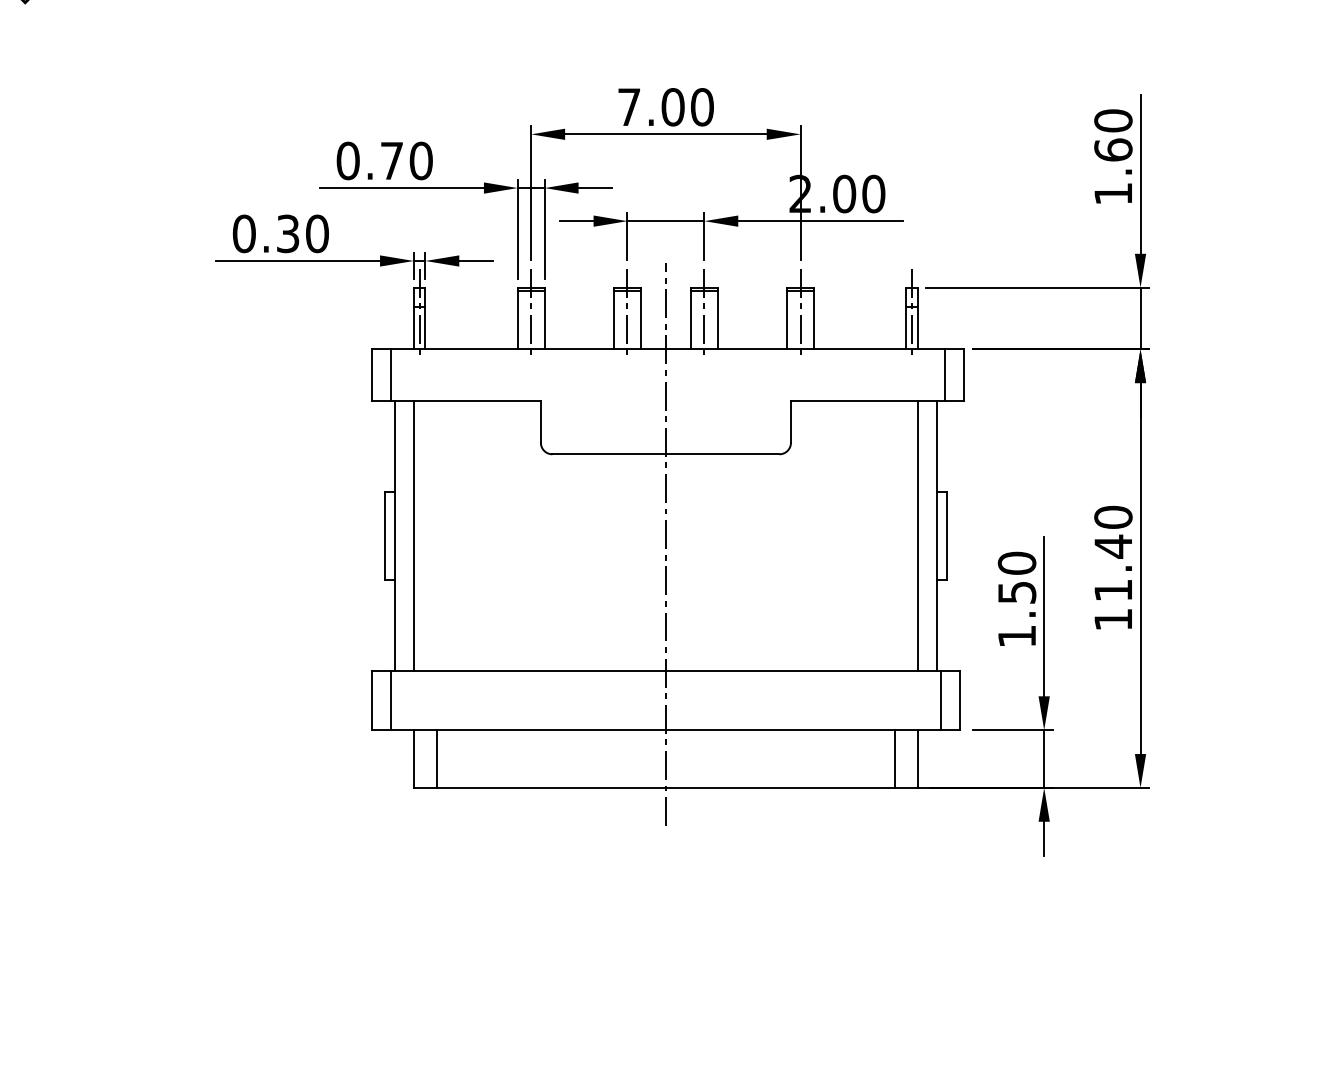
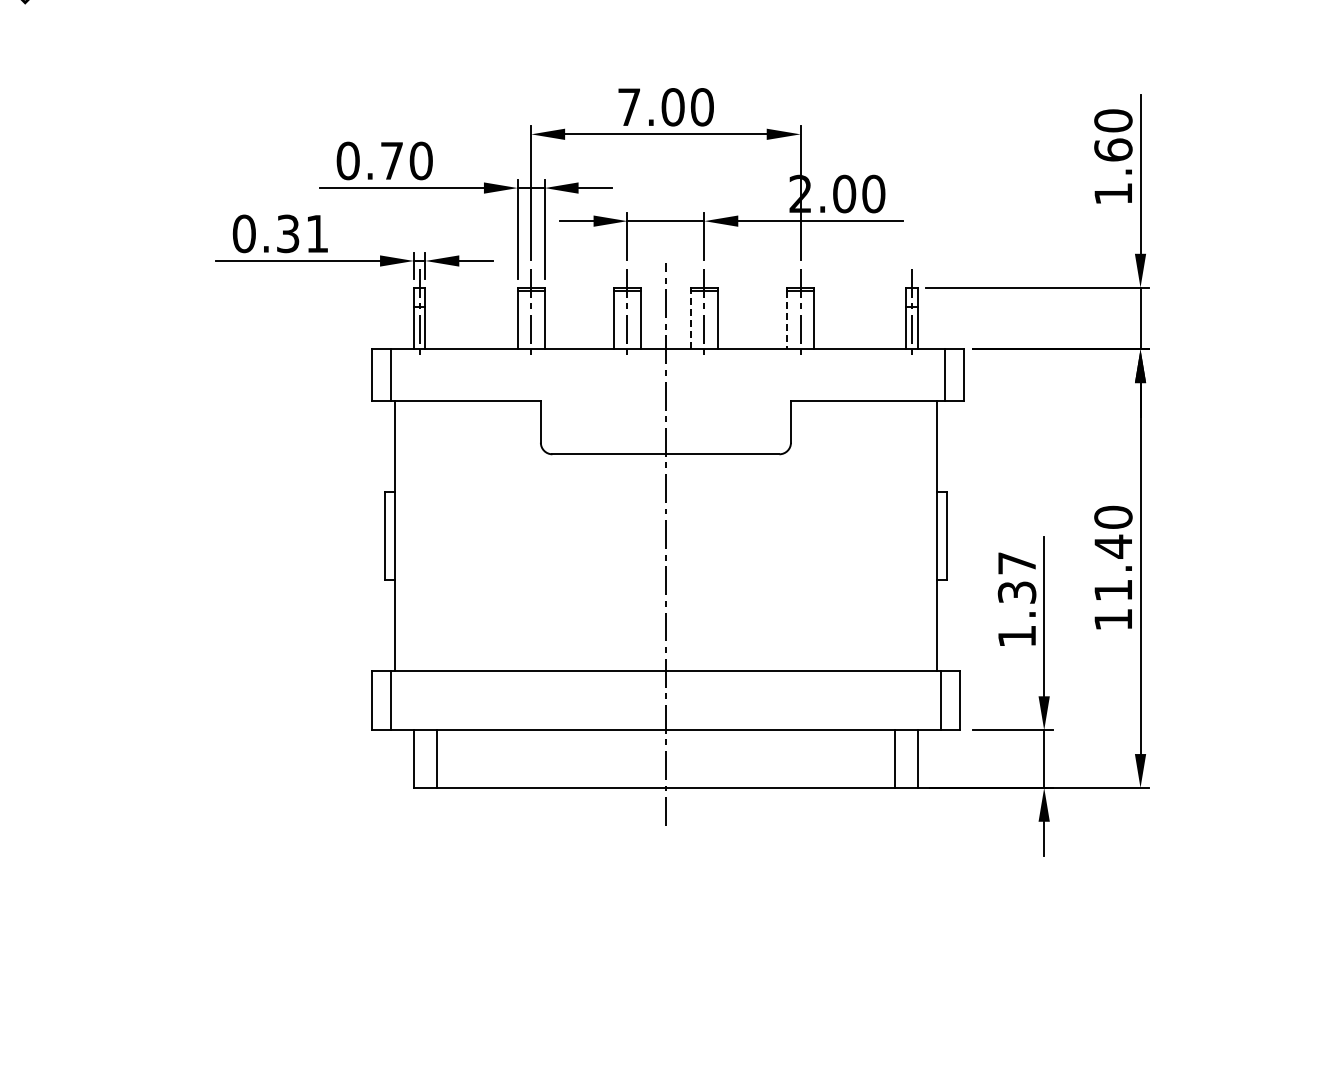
text: 0.30 -> 0.31 (317, 233)
line: solid -> dashed (690, 319)
line: solid -> dashed (787, 320)
line: present -> none (413, 535)
line: present -> none (917, 535)
text: 1.50 -> 1.37 (1016, 577)
